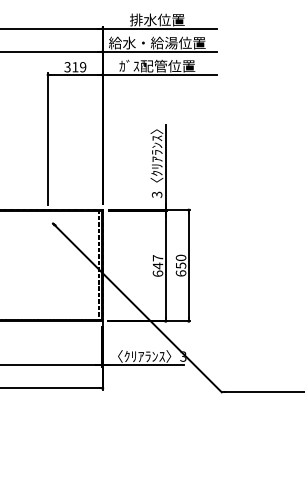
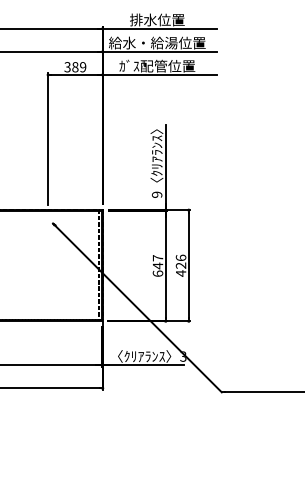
text: 319 -> 389 (75, 67)
text: 3 -> 9 (157, 194)
text: 650 -> 426 (180, 265)
